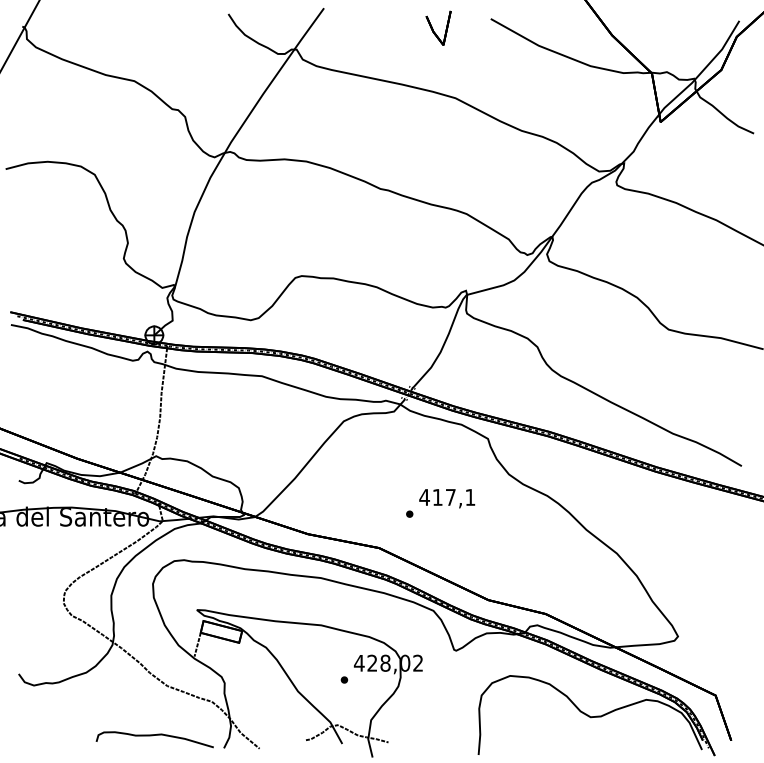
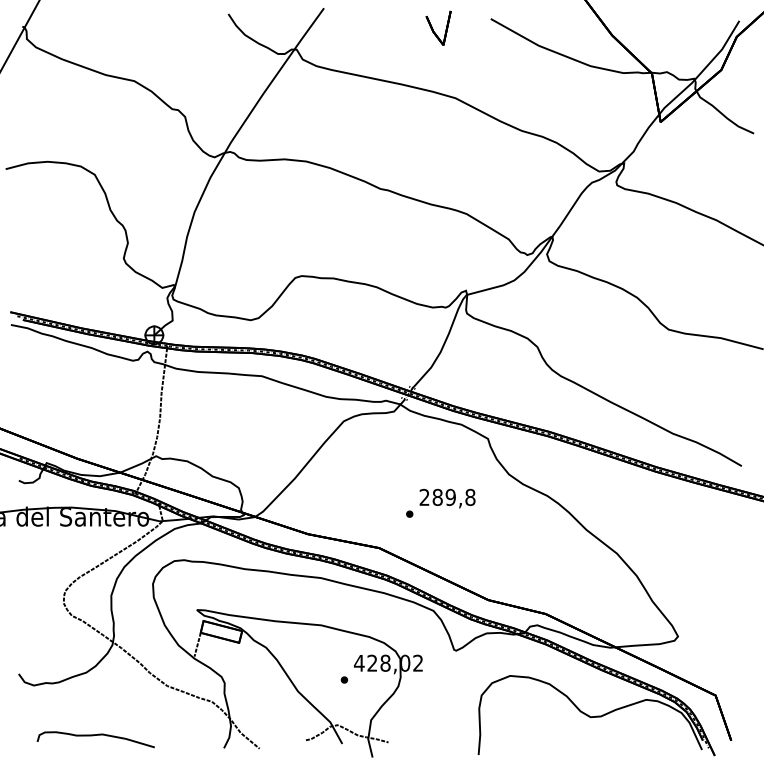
text: 417,1 -> 289,8 (447, 497)
curve position: (152, 736) -> (93, 736) (93, 736)
